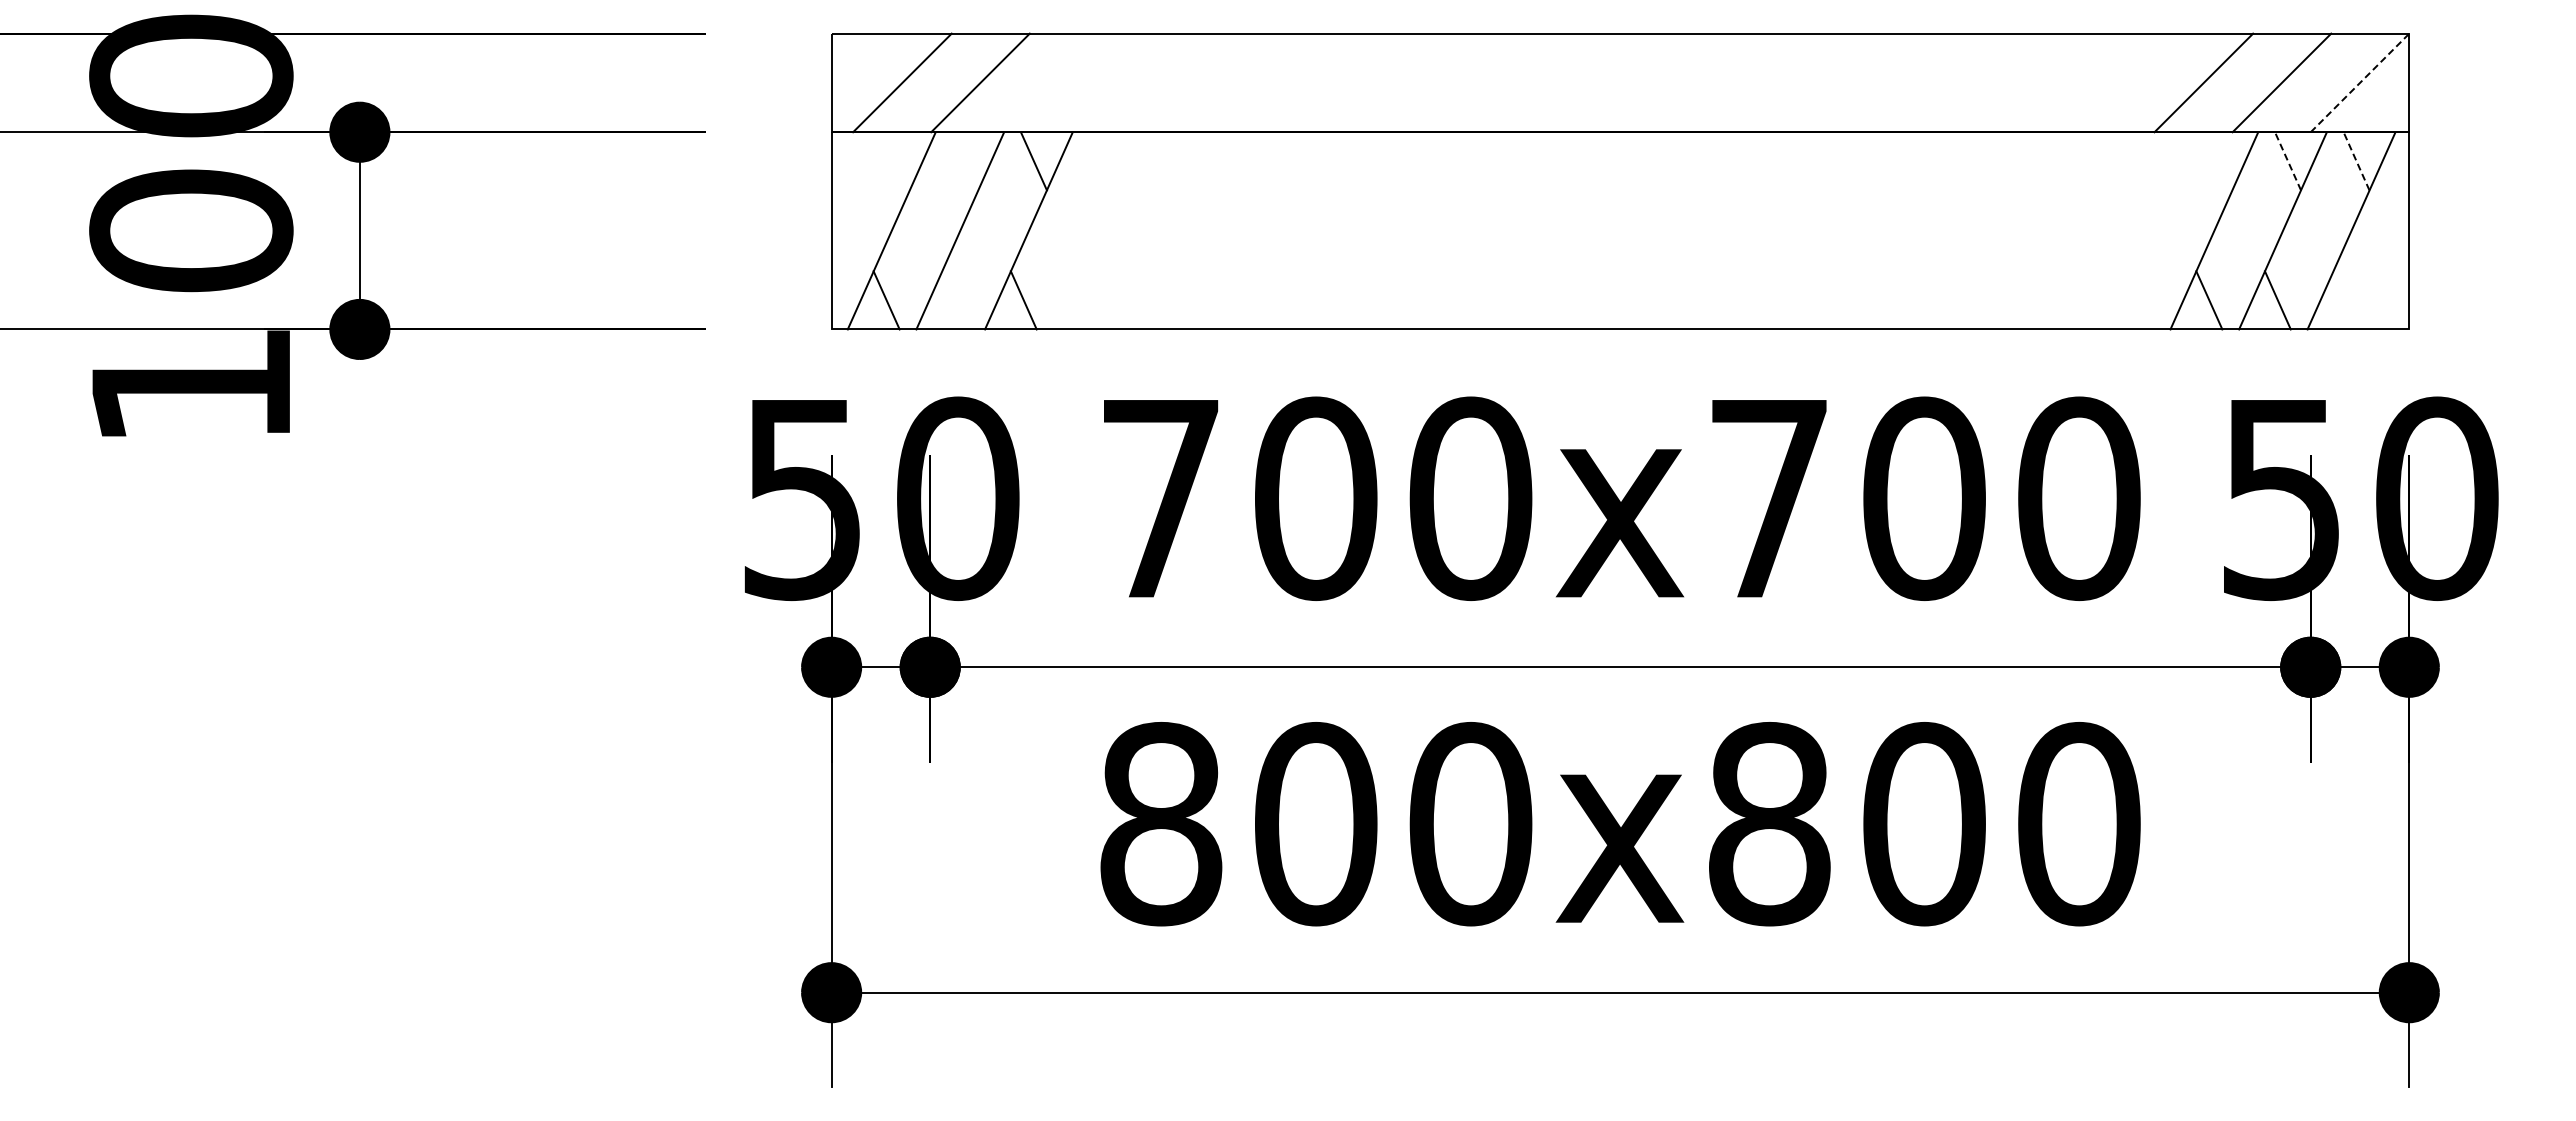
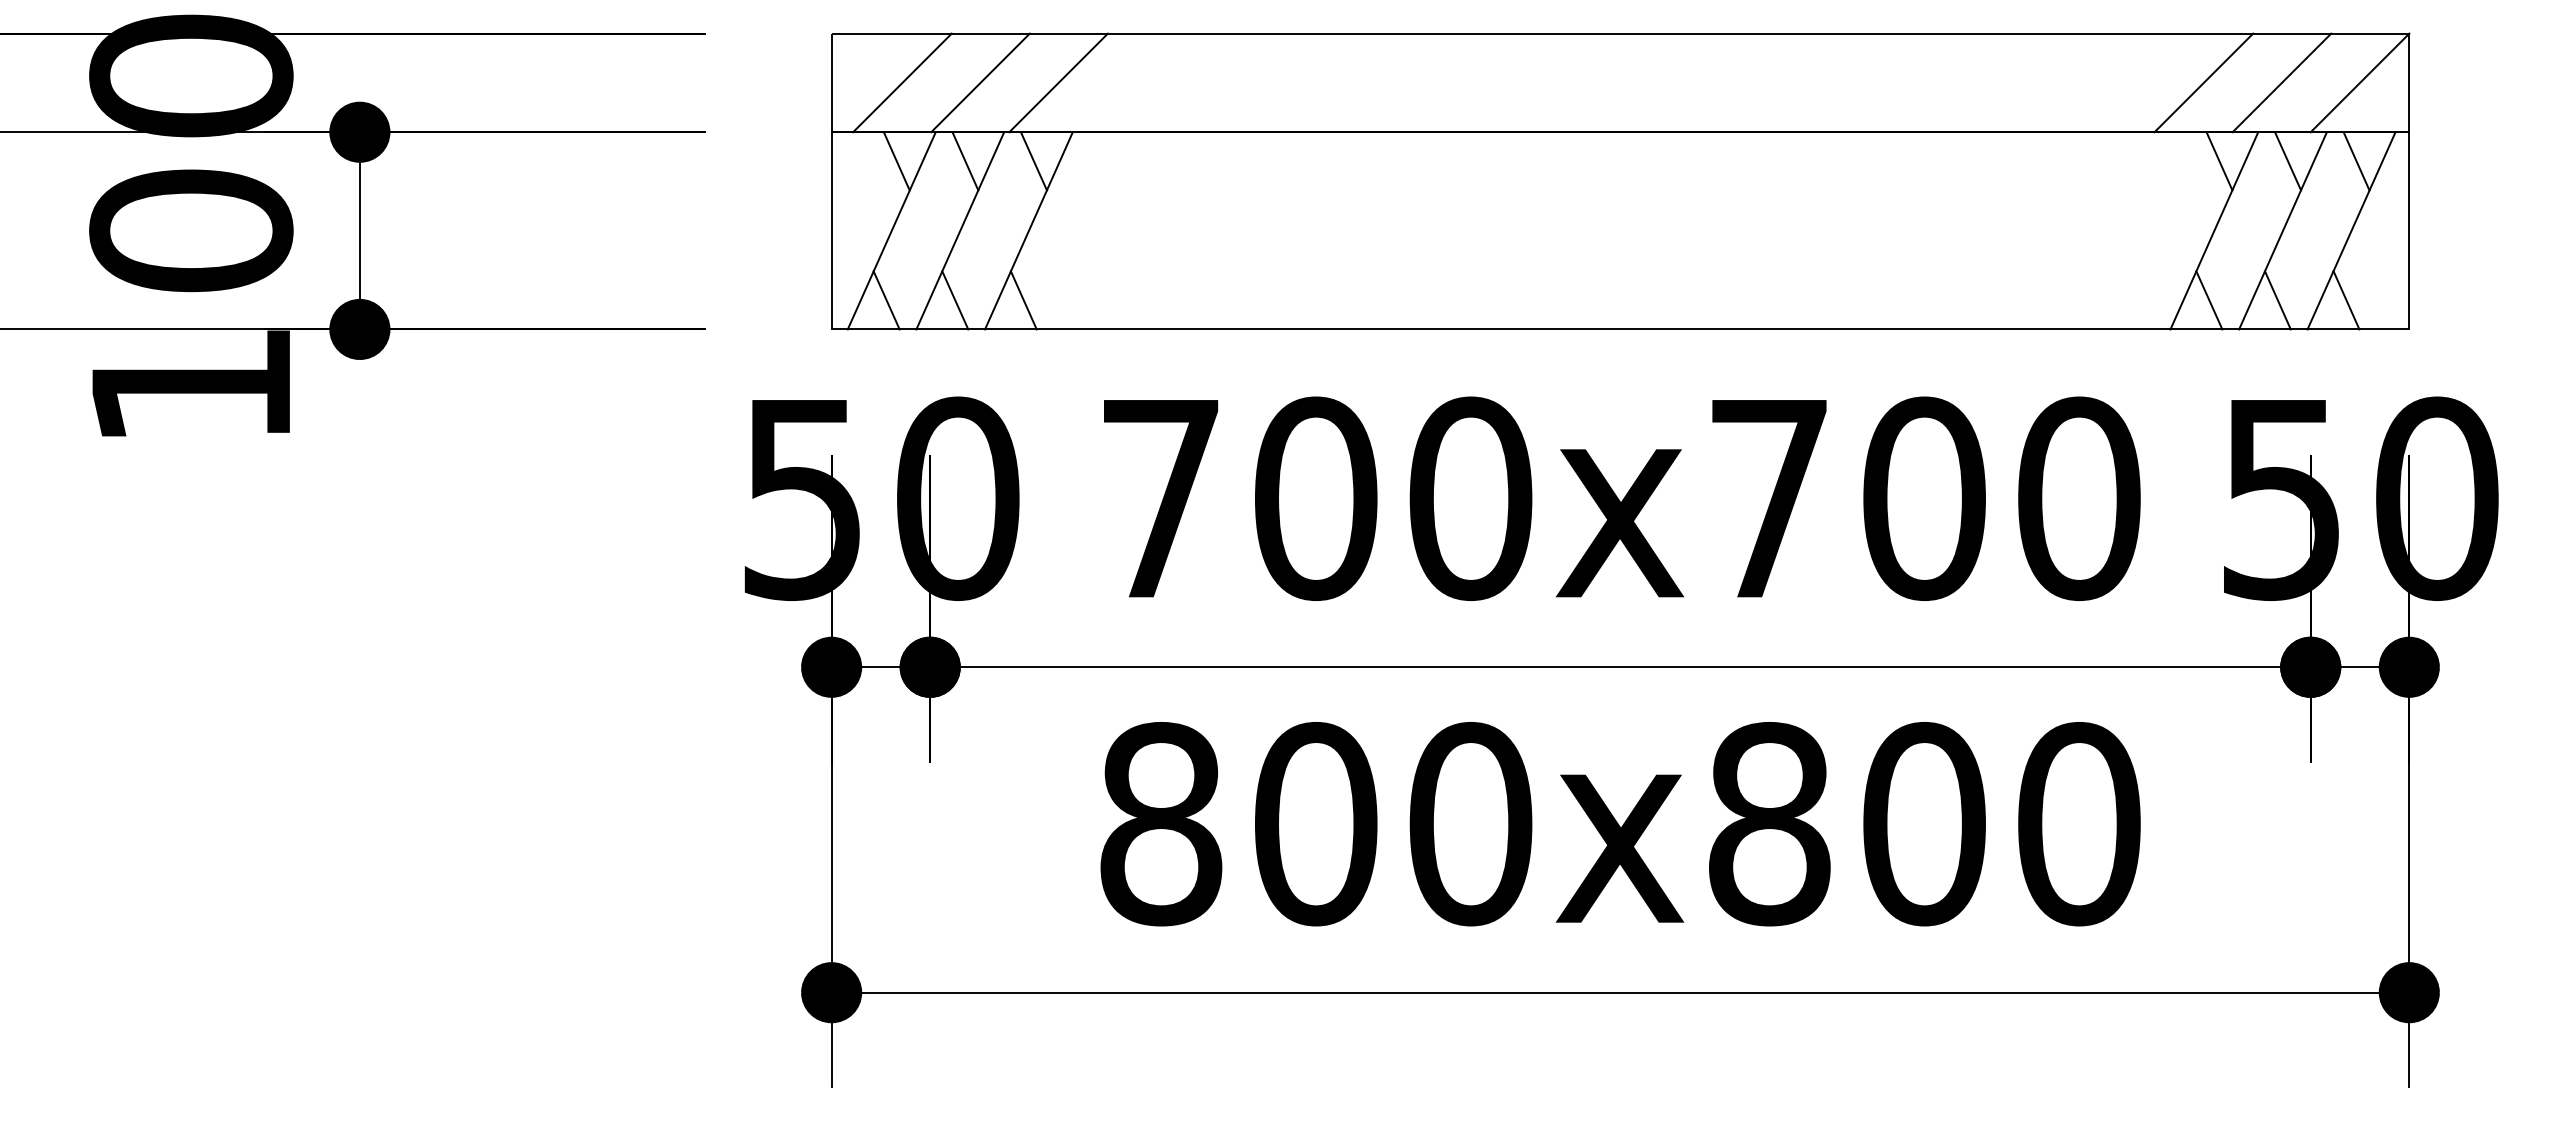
line: none -> present (1058, 82)
line: dashed -> solid (2360, 82)
line: none -> present (896, 161)
line: none -> present (965, 161)
line: none -> present (2219, 161)
line: dashed -> solid (2288, 161)
line: dashed -> solid (2356, 161)
line: none -> present (955, 300)
line: none -> present (2346, 300)
